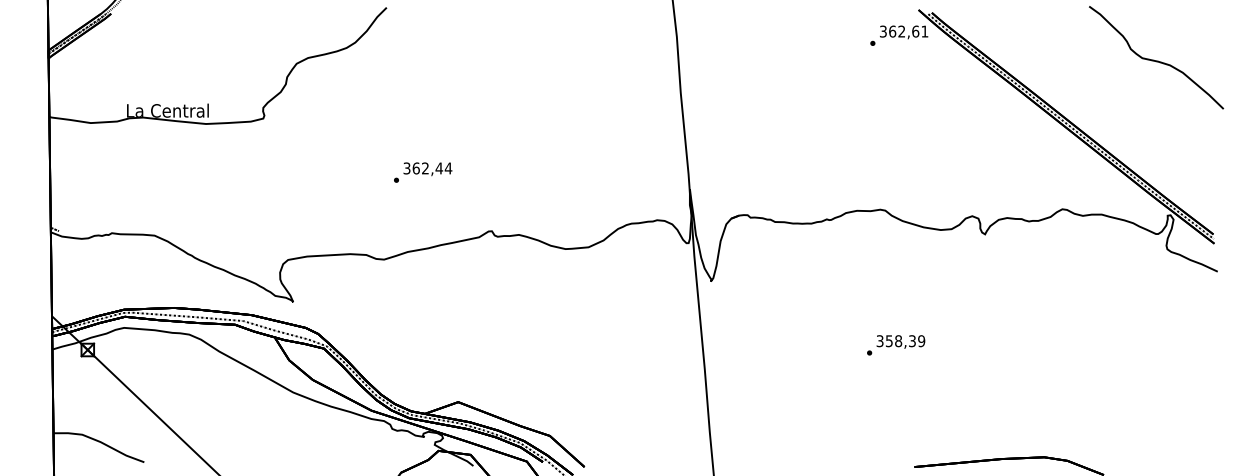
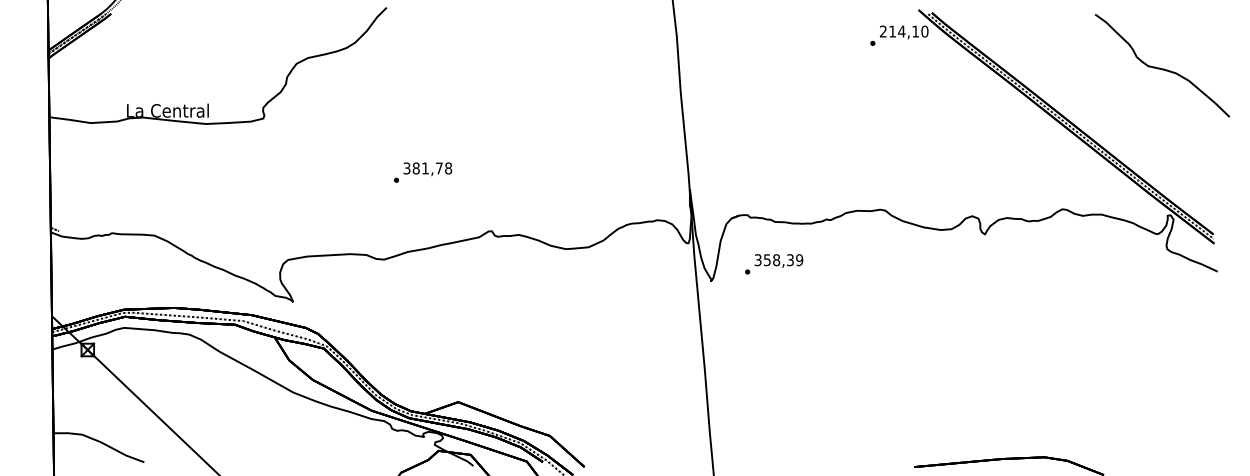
text: 362,61 -> 214,10 (904, 31)
curve position: (1156, 60) -> (1162, 68) (1162, 68)
text: 362,44 -> 381,78 (432, 168)
text position: (896, 345) -> (774, 264) (774, 264)
